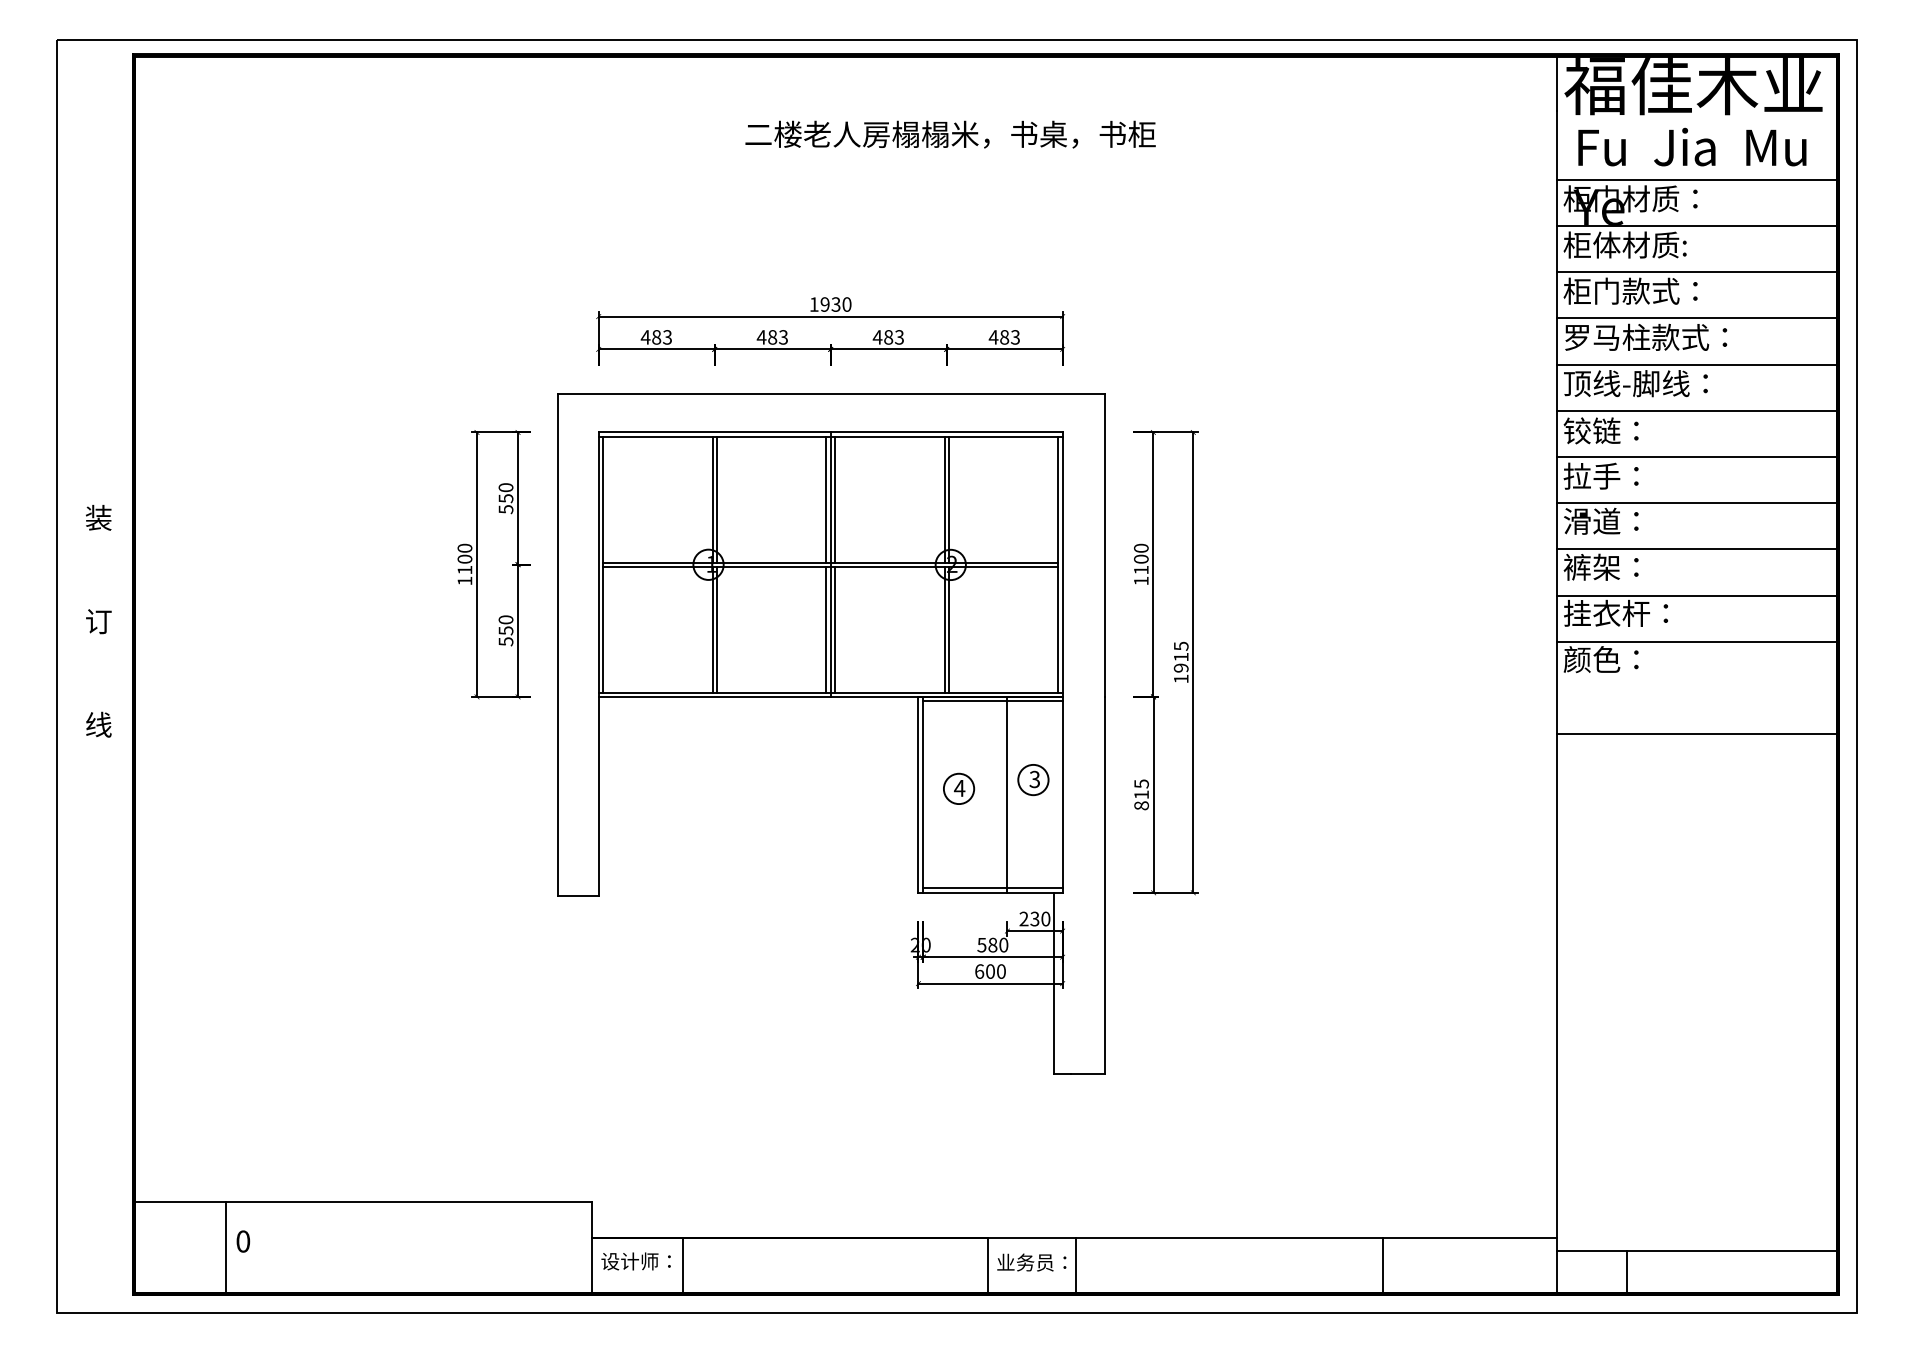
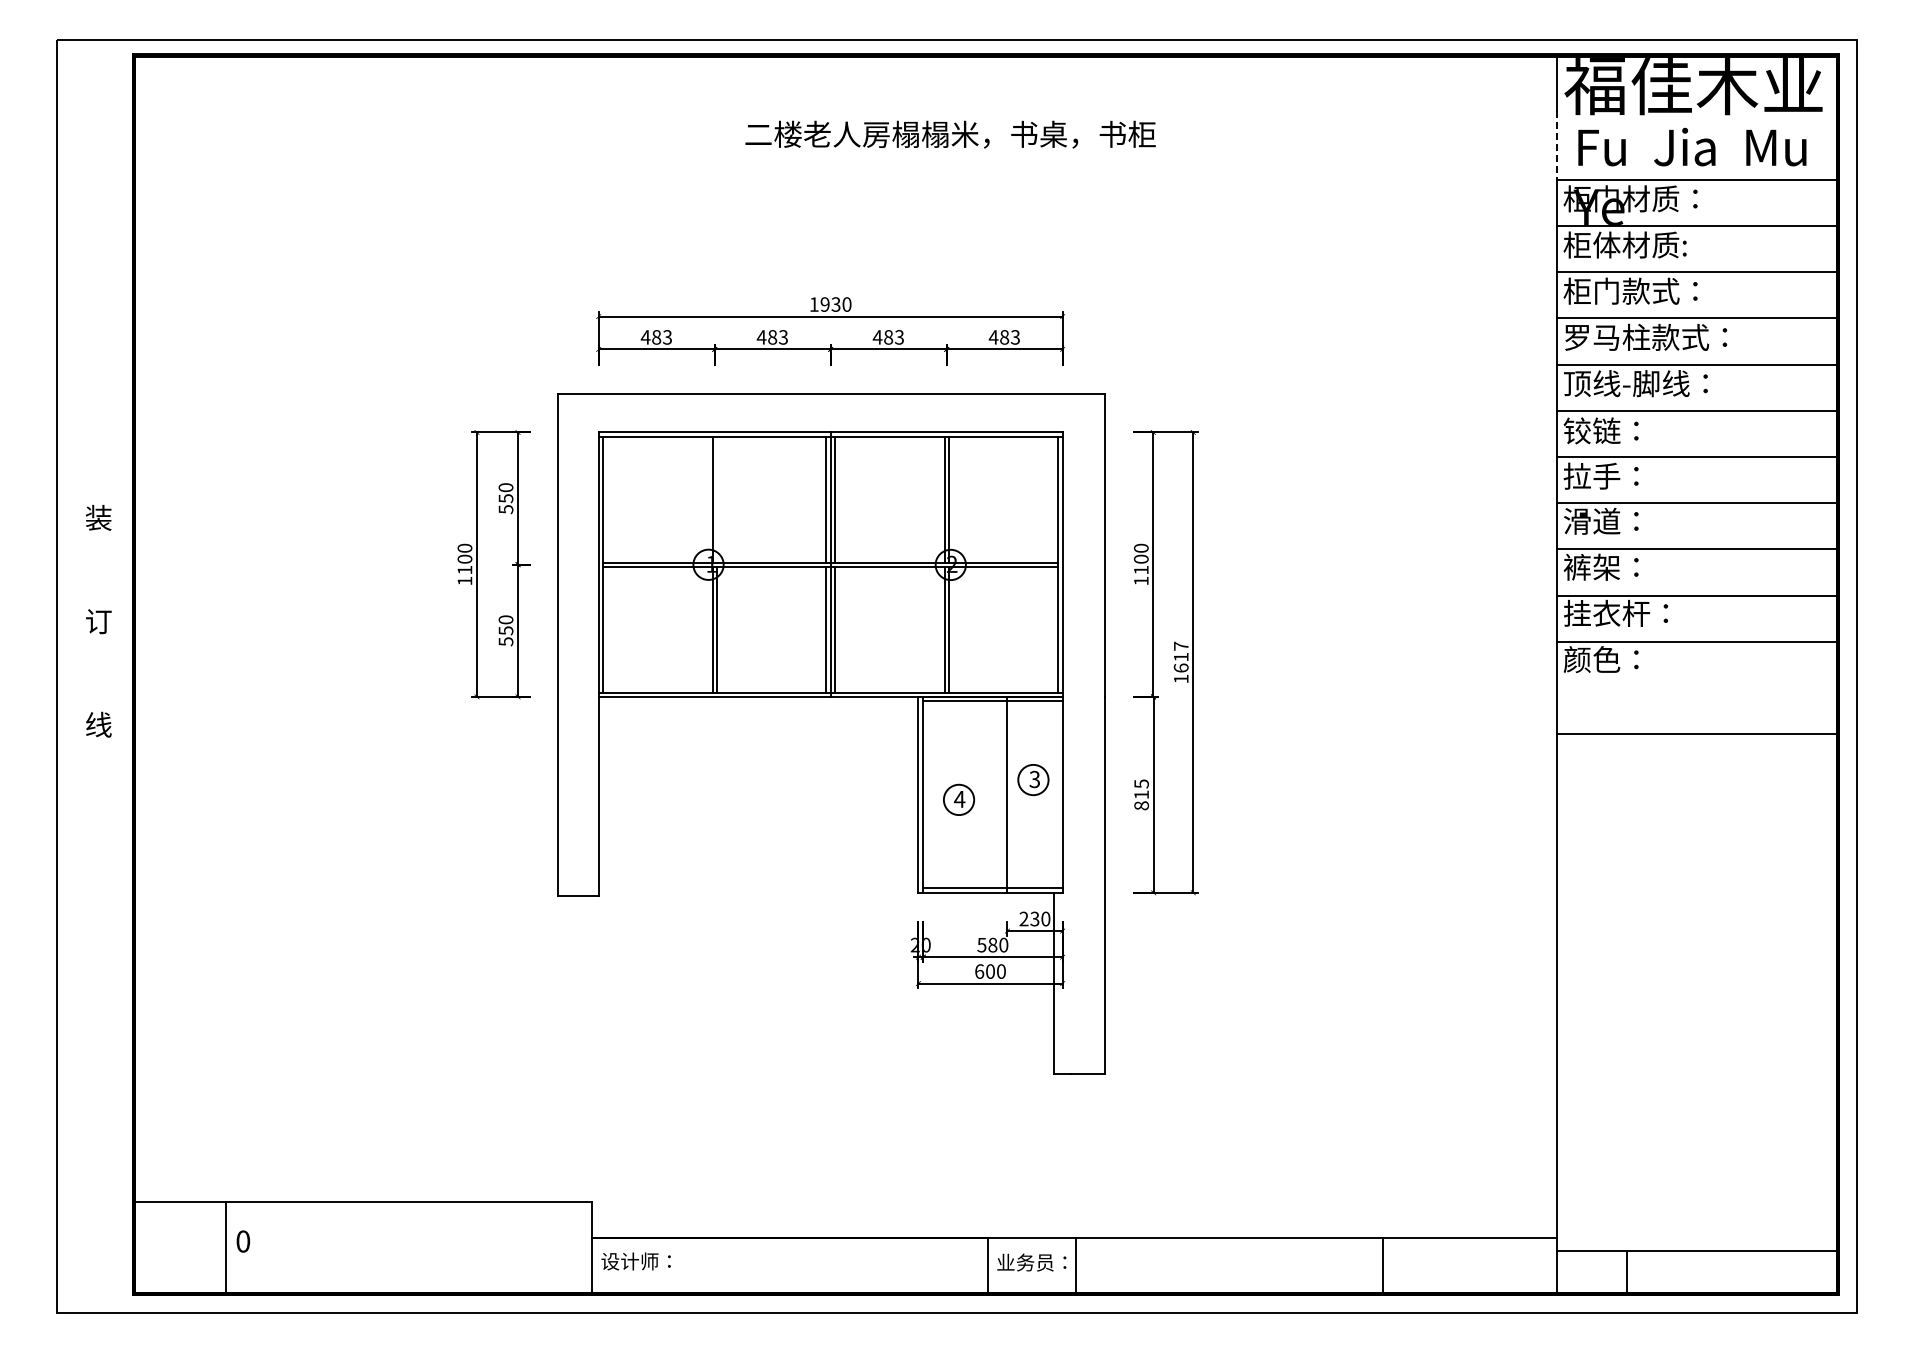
line: solid -> dashed (1556, 145)
line: present -> none (716, 499)
text: 1915 -> 1617 (1180, 656)
part position: (959, 788) -> (959, 799) (959, 799)
line: present -> none (682, 1266)
